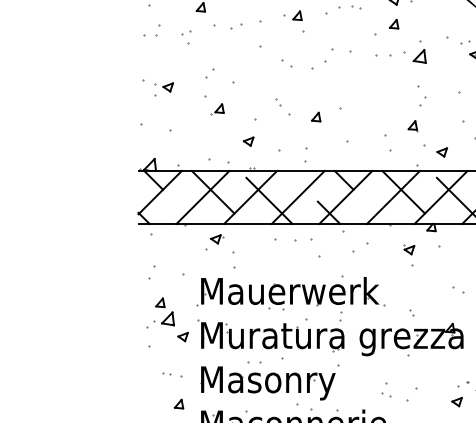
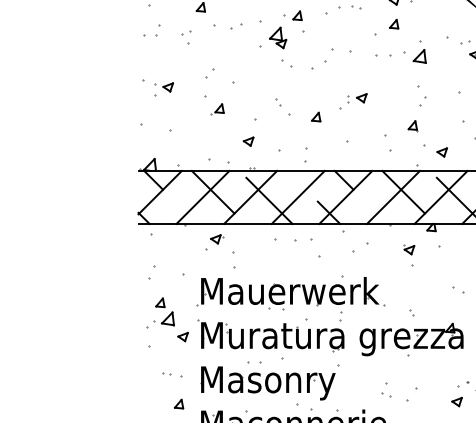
part: none -> present (278, 37)
part: none -> present (357, 98)
